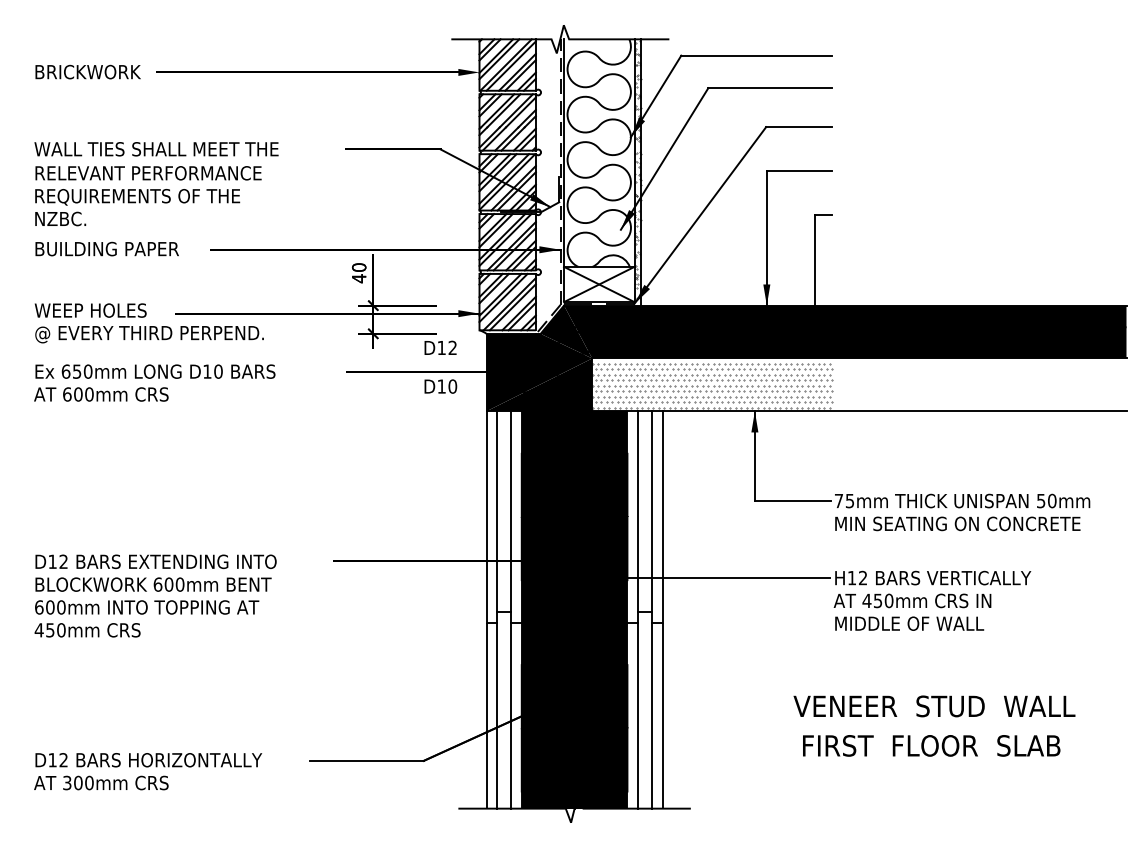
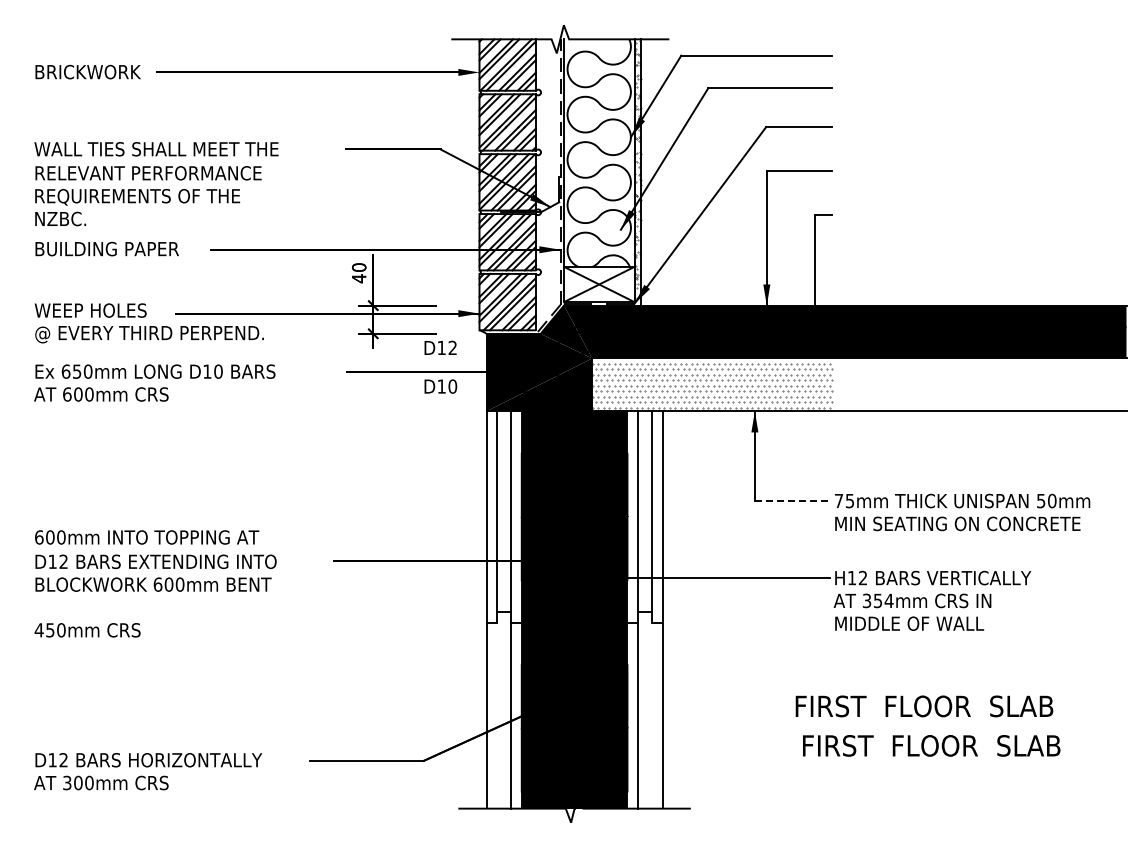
line: solid -> dashed (792, 501)
text: 450mm -> 354mm (877, 600)
text position: (147, 607) -> (147, 537) (147, 537)
text: VENEER  STUD  WALL -> FIRST  FLOOR  SLAB (934, 706)
line: present -> none (497, 715)
line: present -> none (652, 715)
